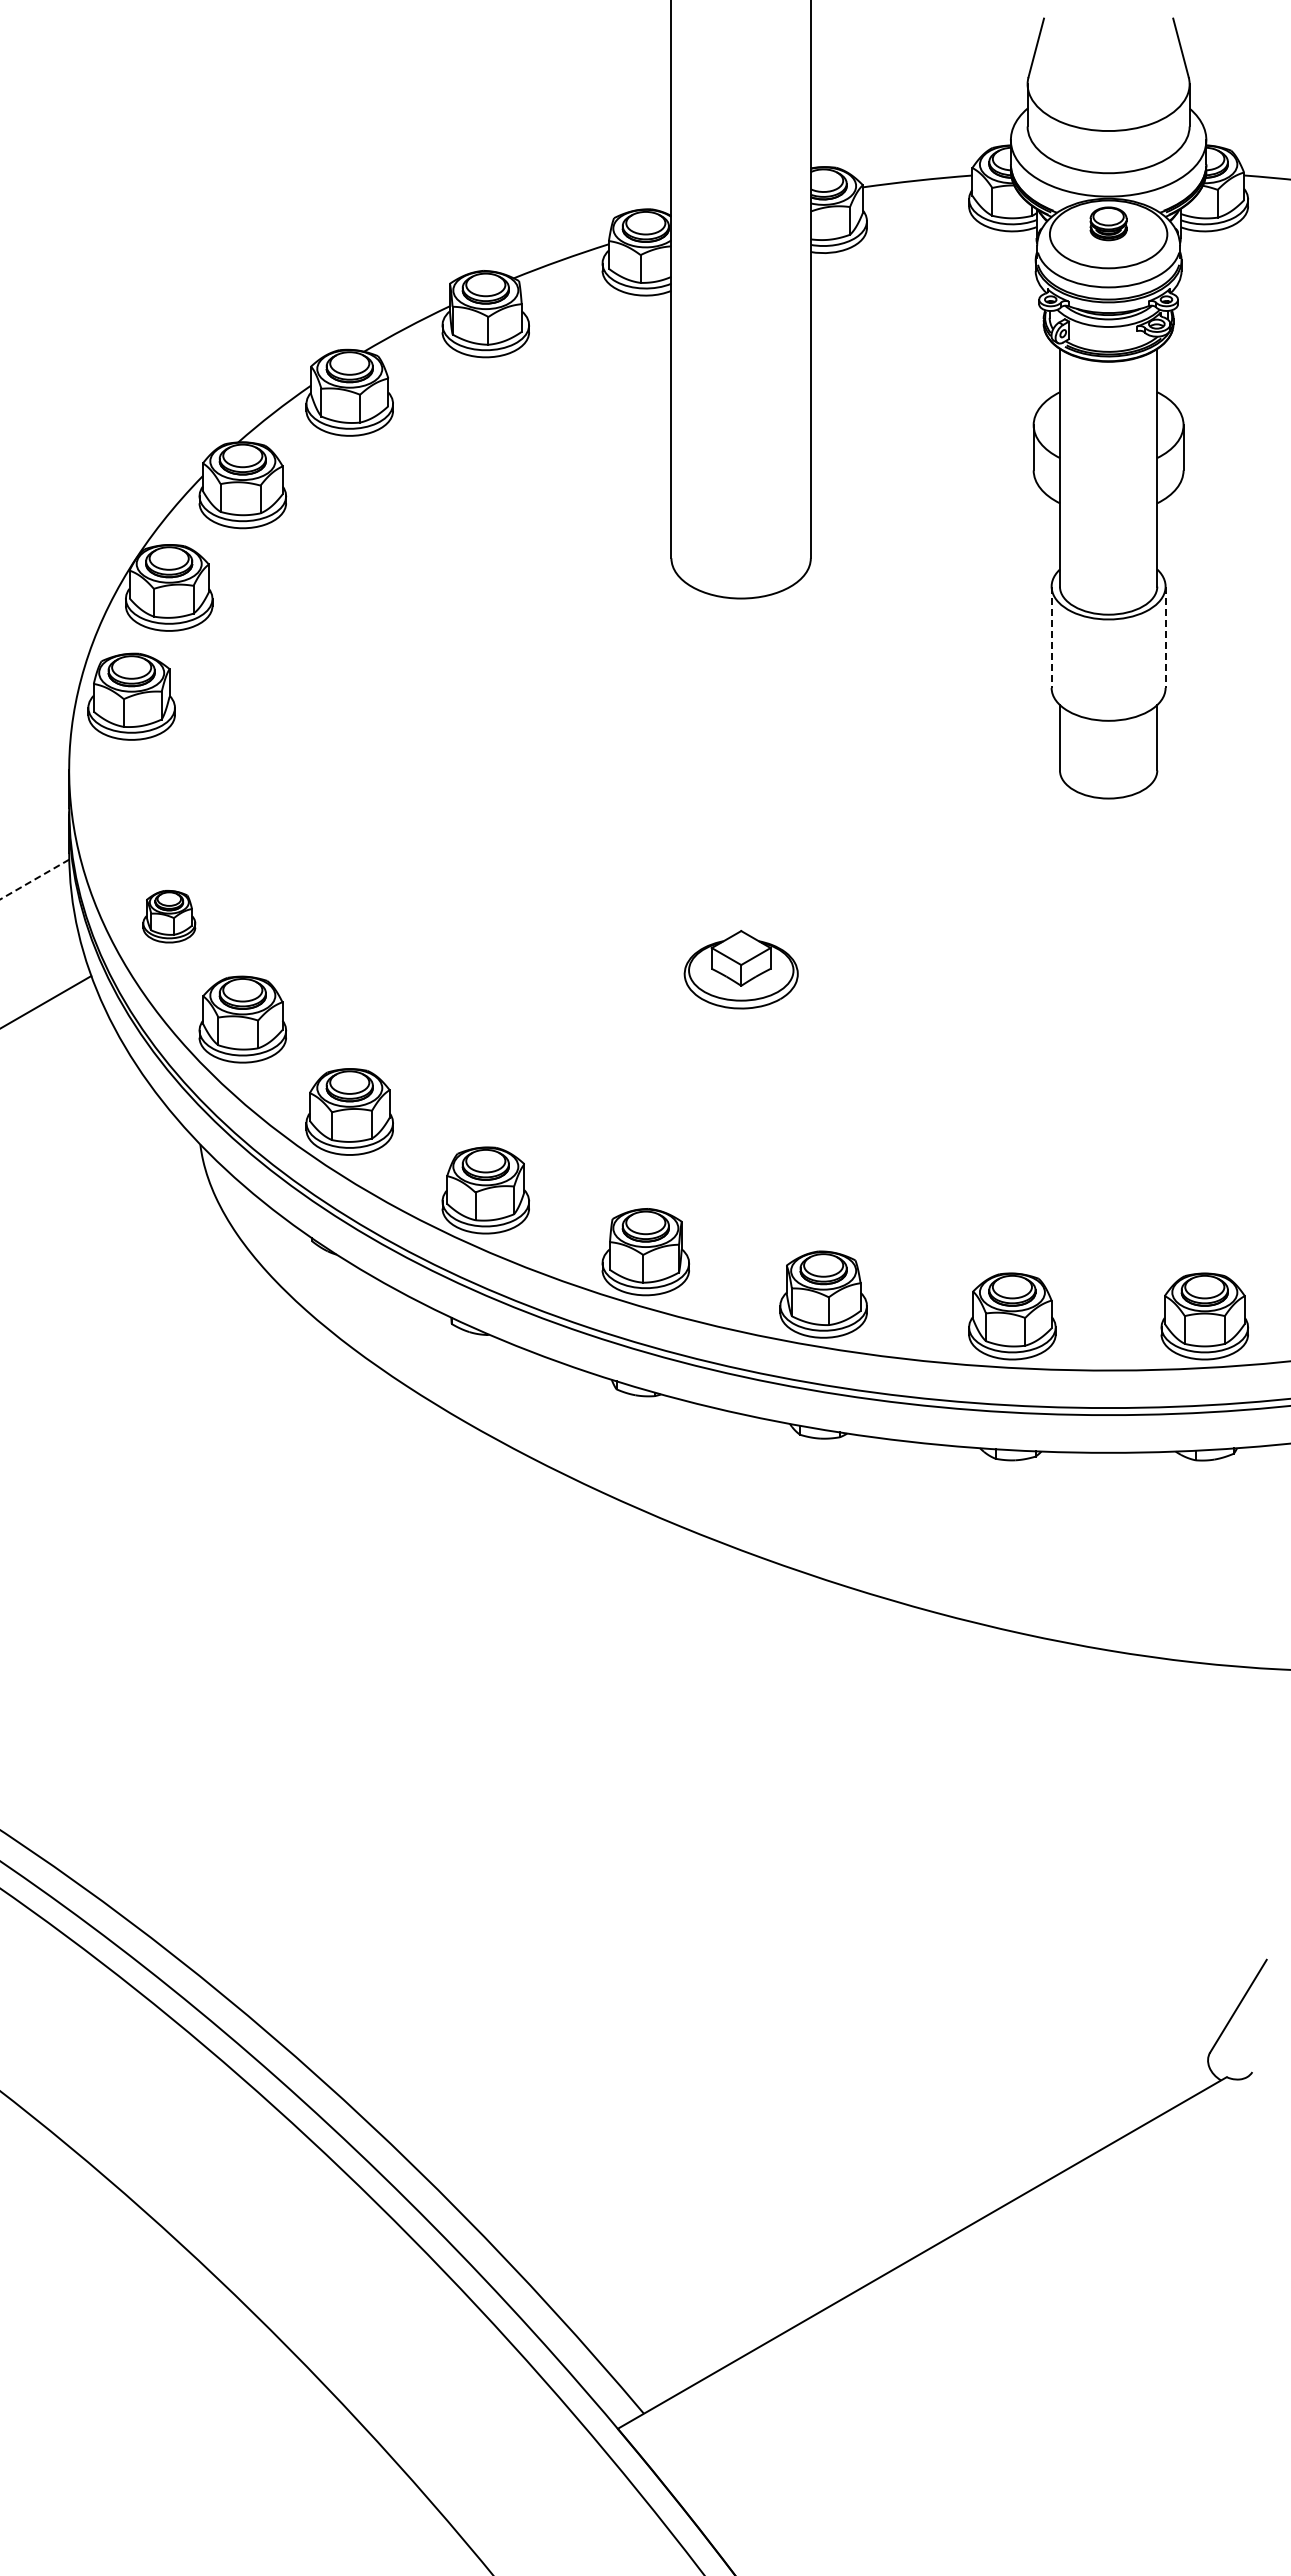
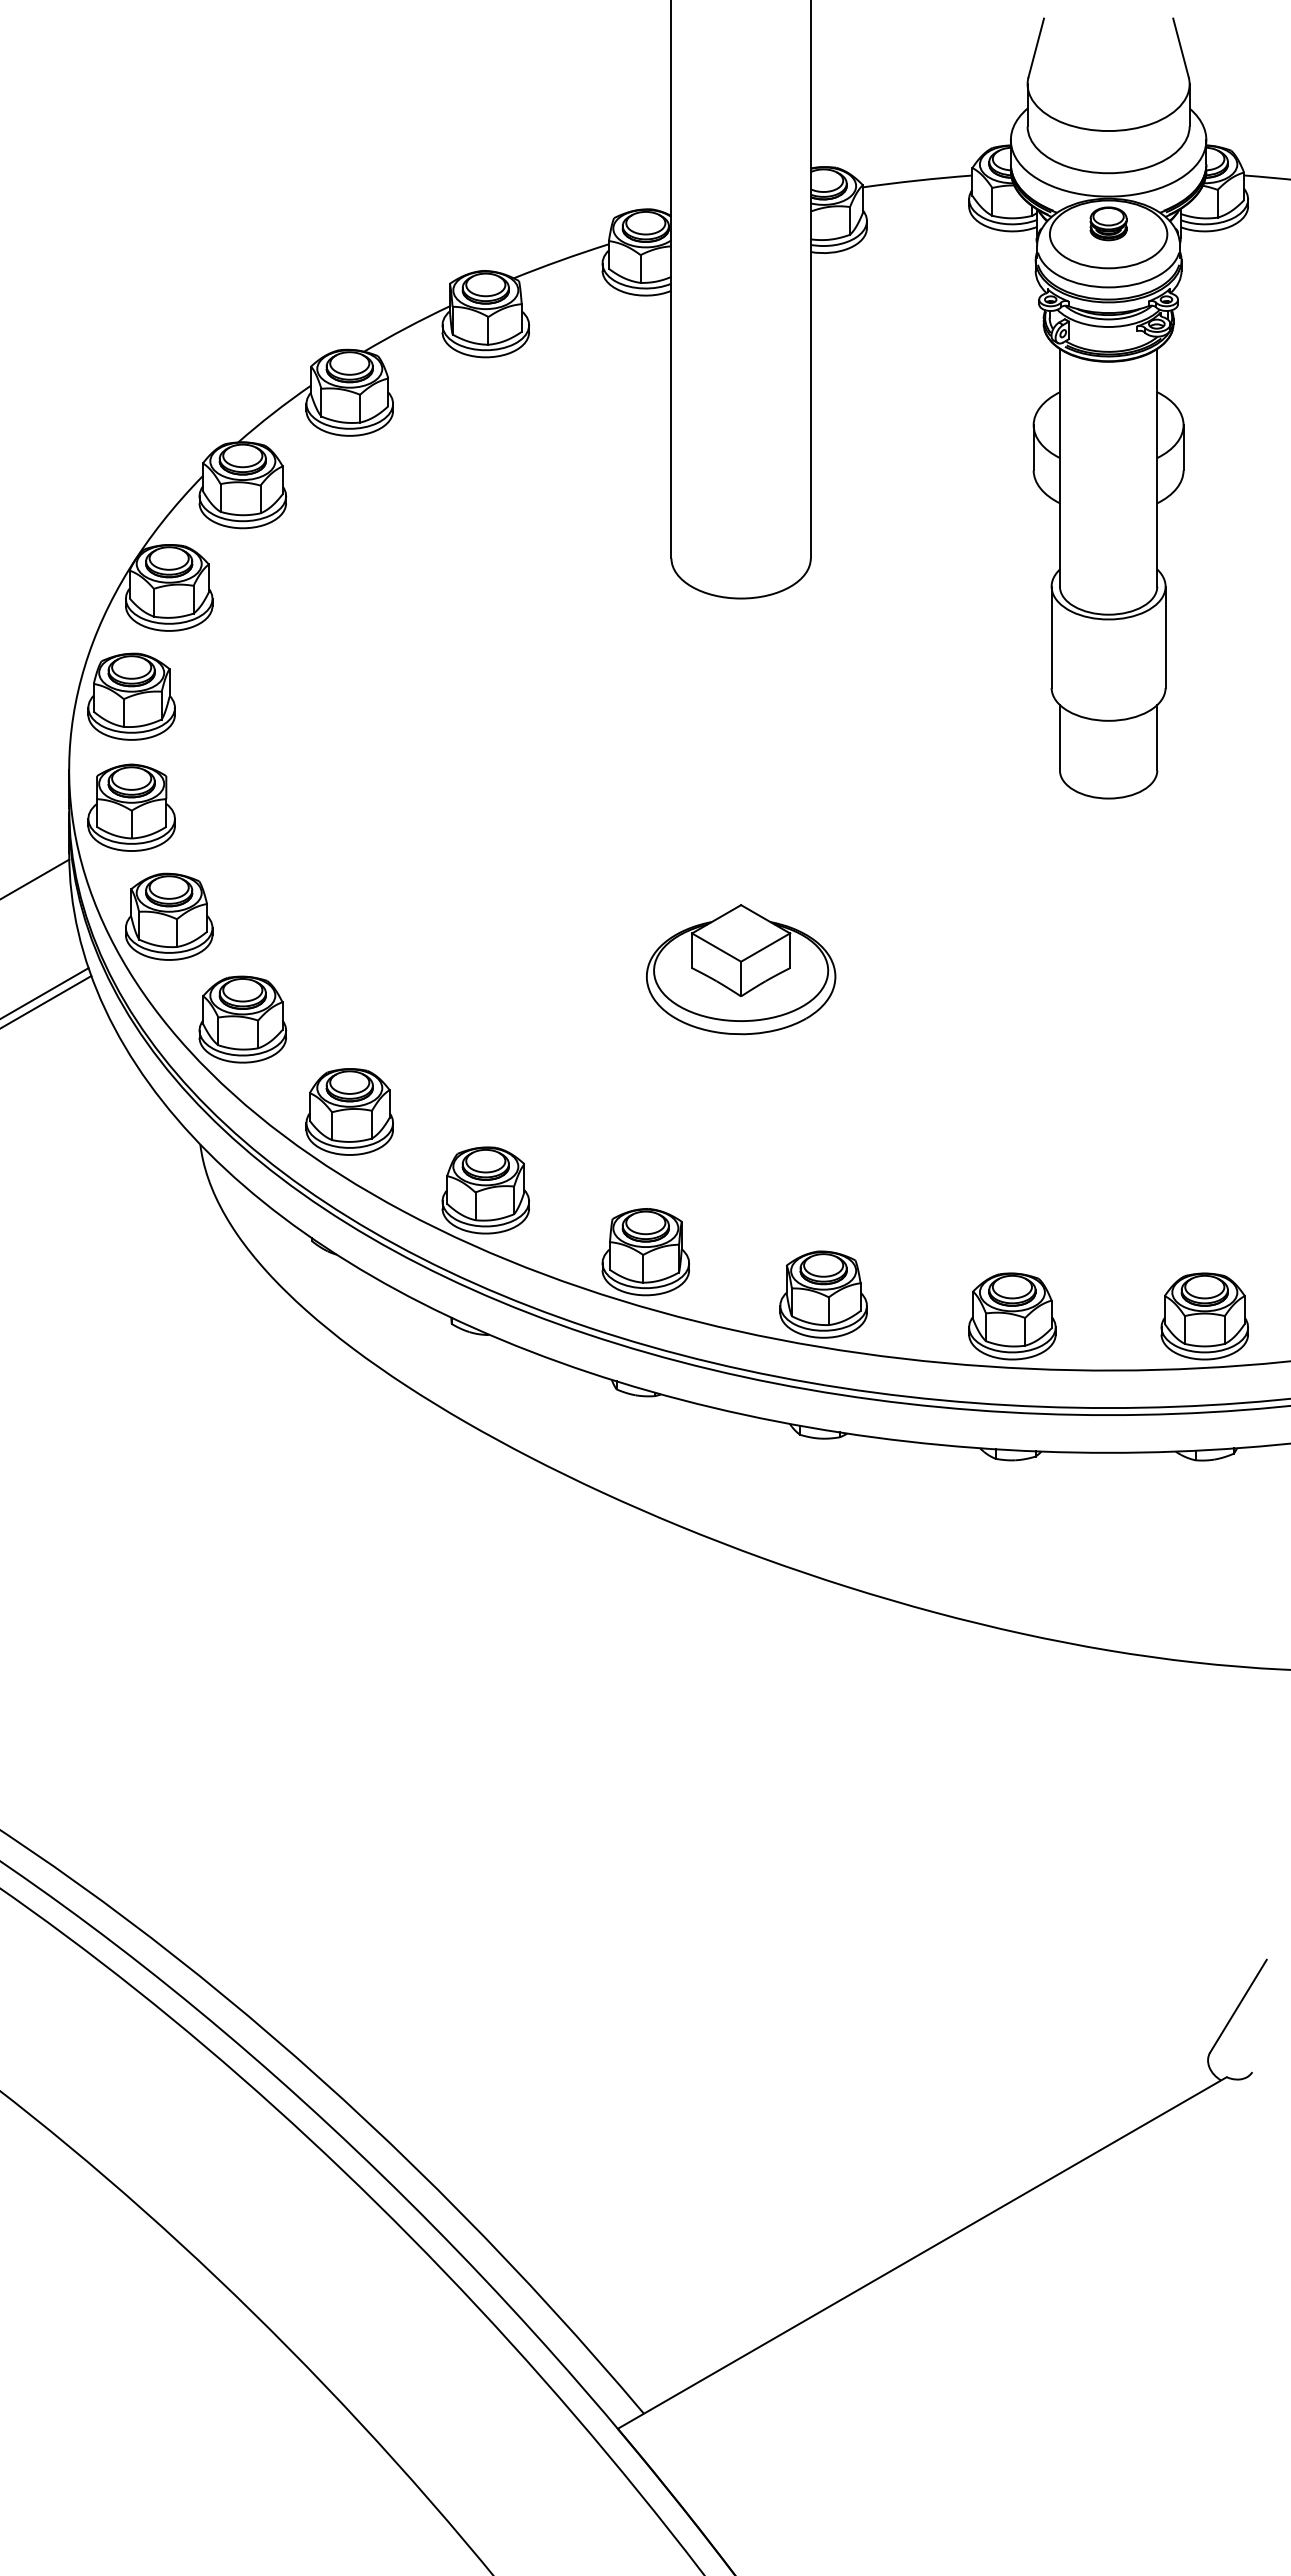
line: dashed -> solid (1051, 637)
line: dashed -> solid (1165, 637)
part: none -> present (131, 807)
line: dashed -> solid (34, 879)
part size: 55x54 px -> 89x89 px (169, 916)
part size: 116x80 px -> 191x132 px (741, 969)
line: none -> present (45, 992)
